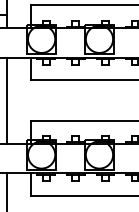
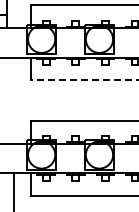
line: solid -> dashed (84, 80)
line: present -> none (7, 100)
line position: (7, 190) -> (14, 190) (14, 190)
